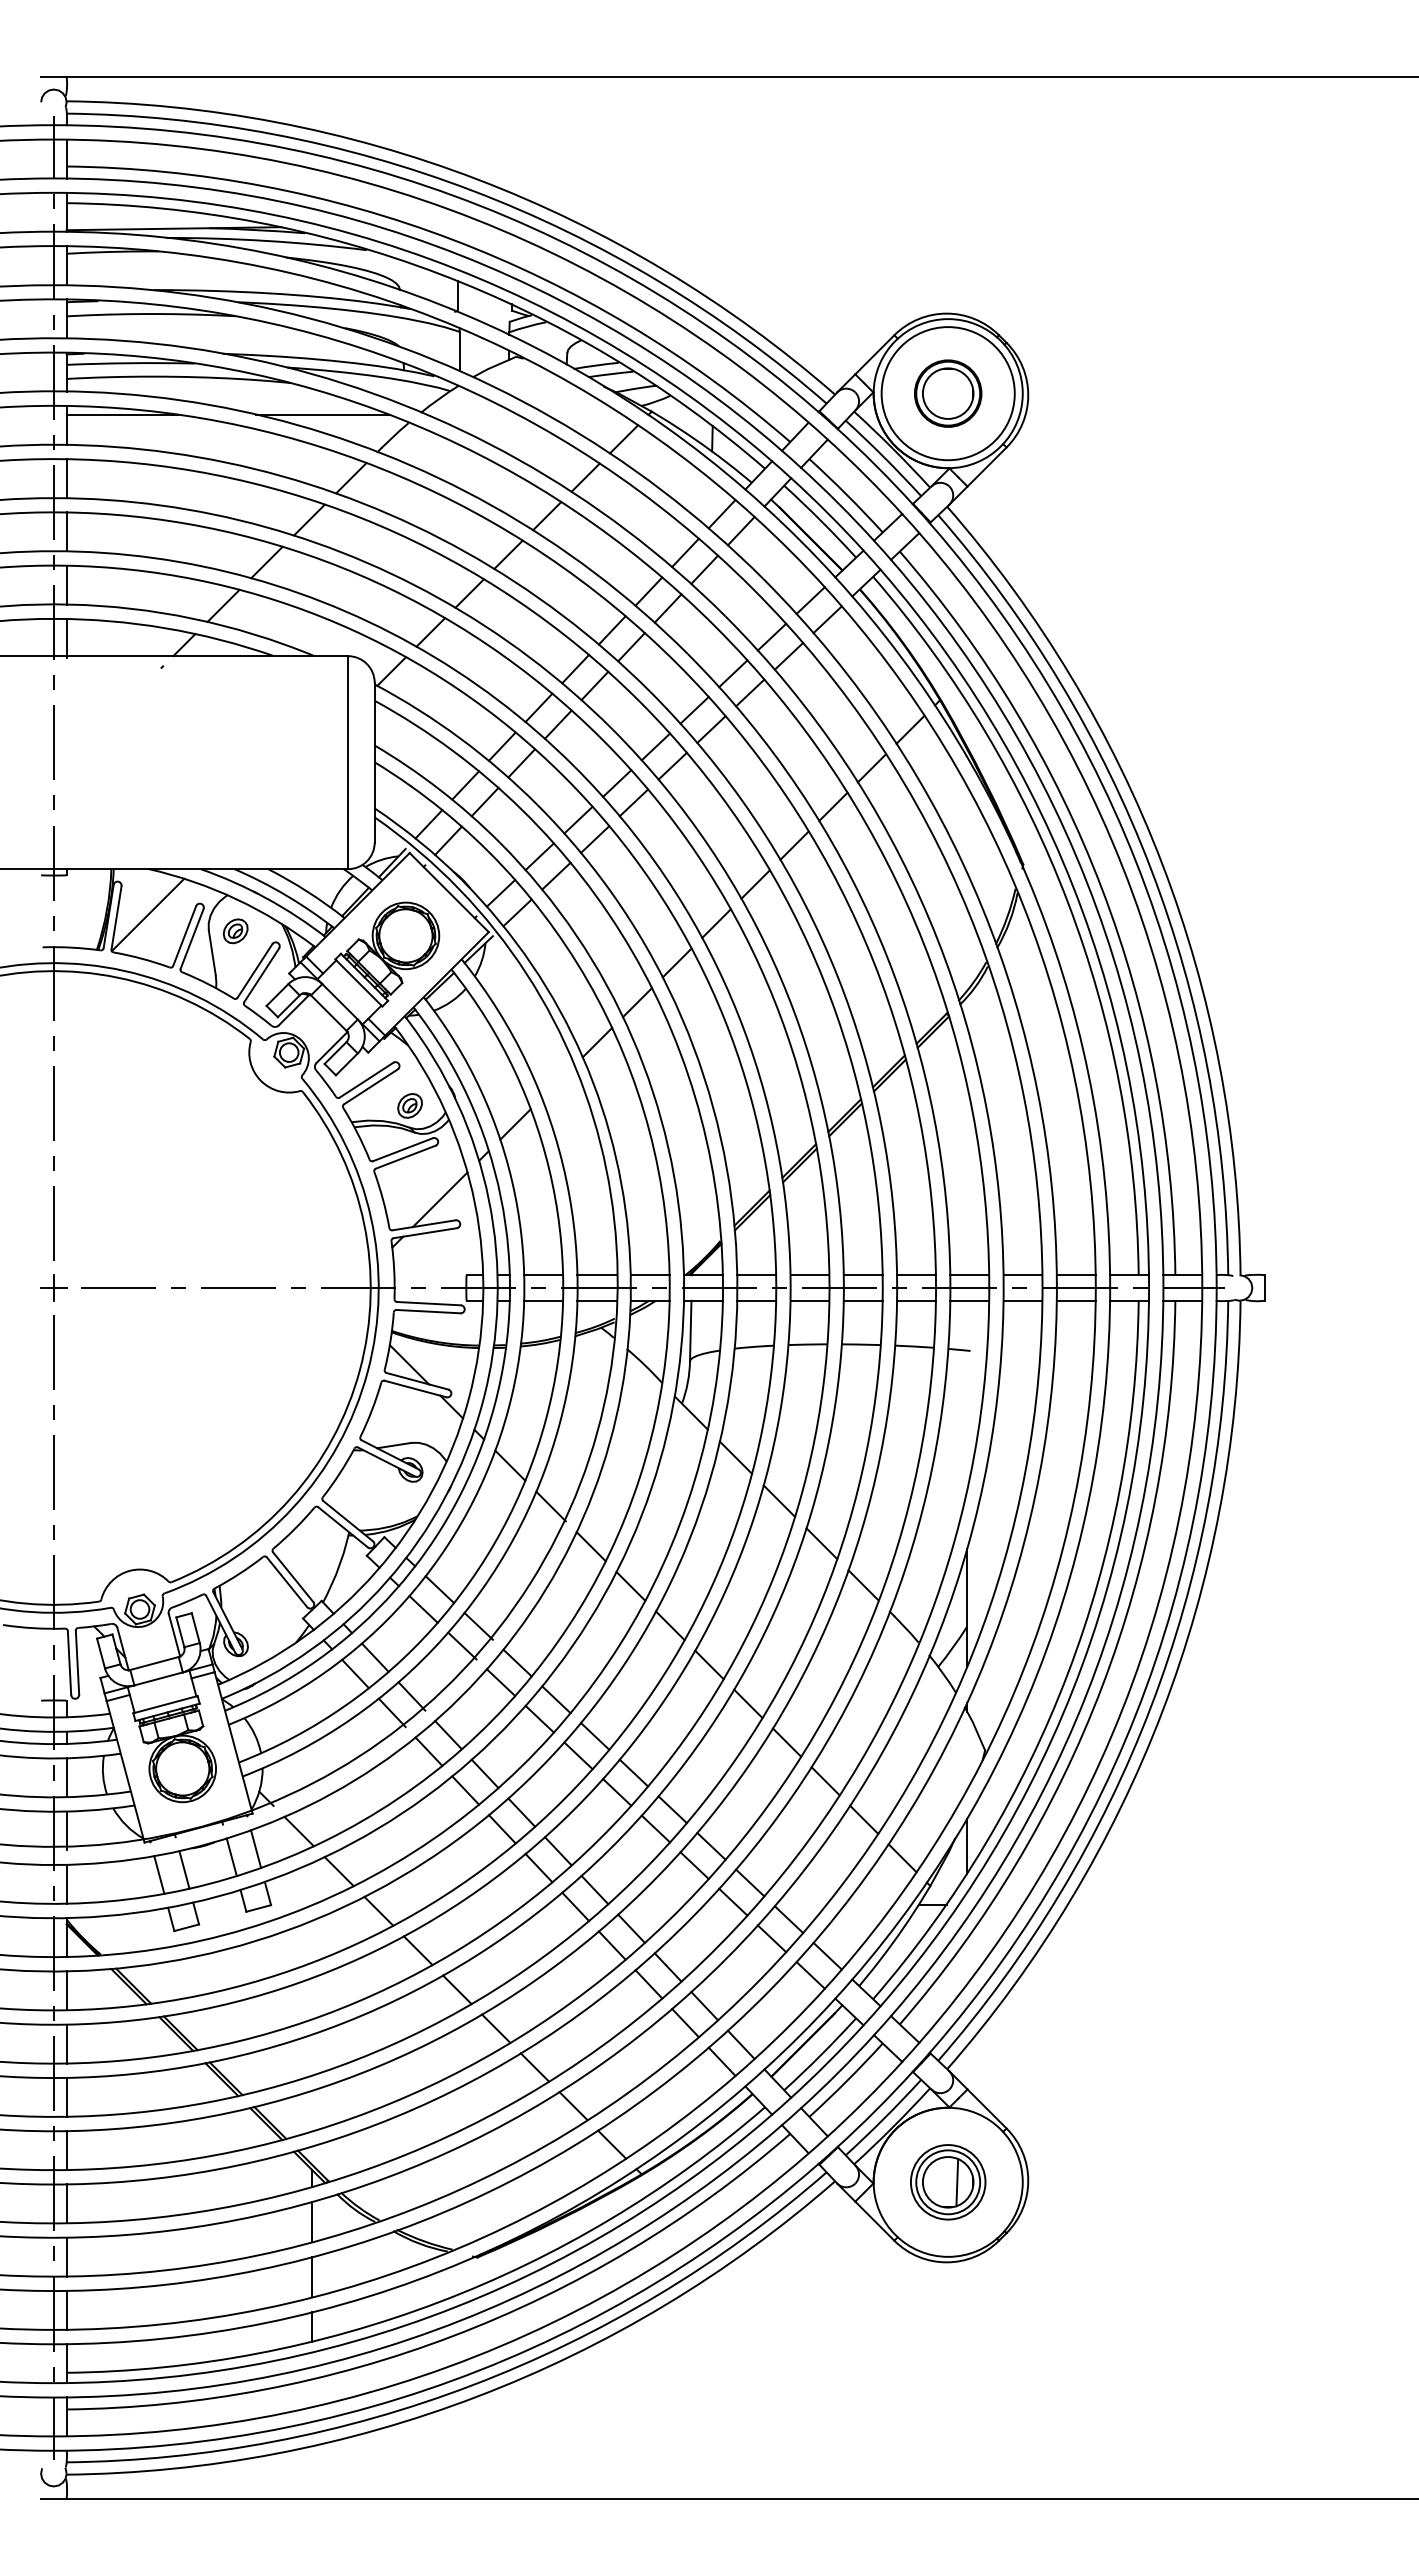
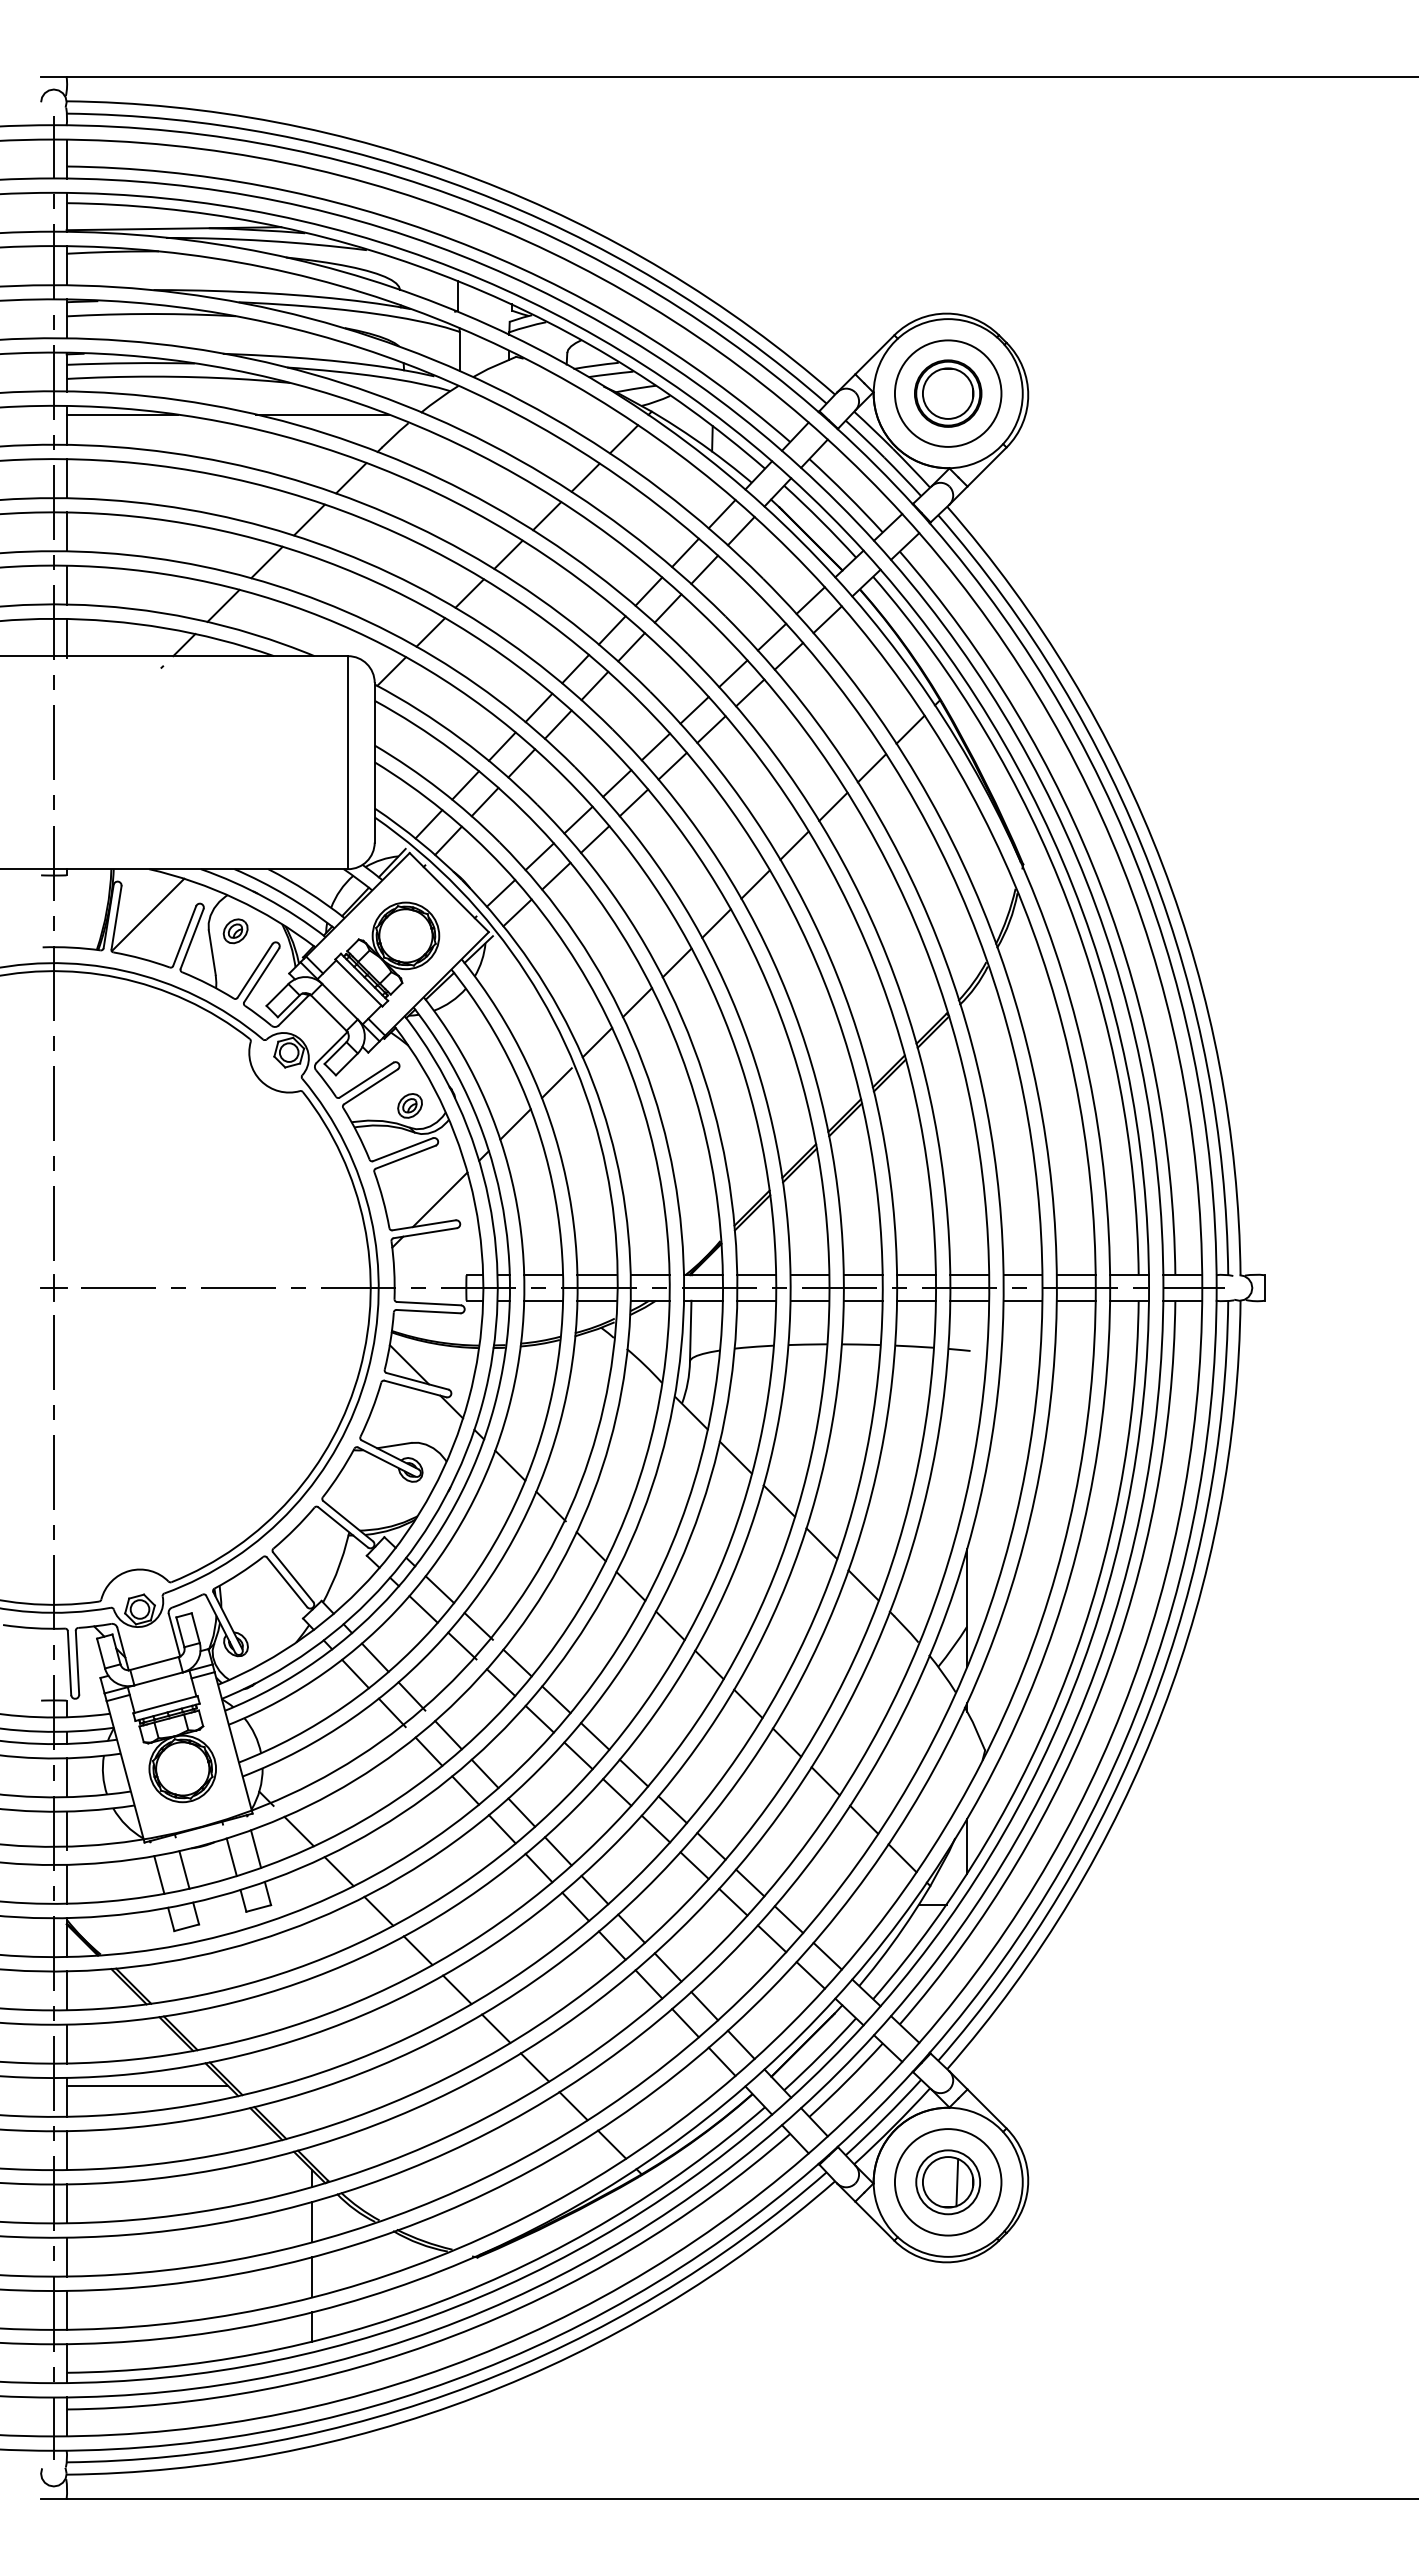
circle diameter: 133 px -> 107 px (947, 393)
line: none -> present (556, 1083)
line: none -> present (147, 2085)
circle diameter: 75 px -> 107 px (947, 2182)
